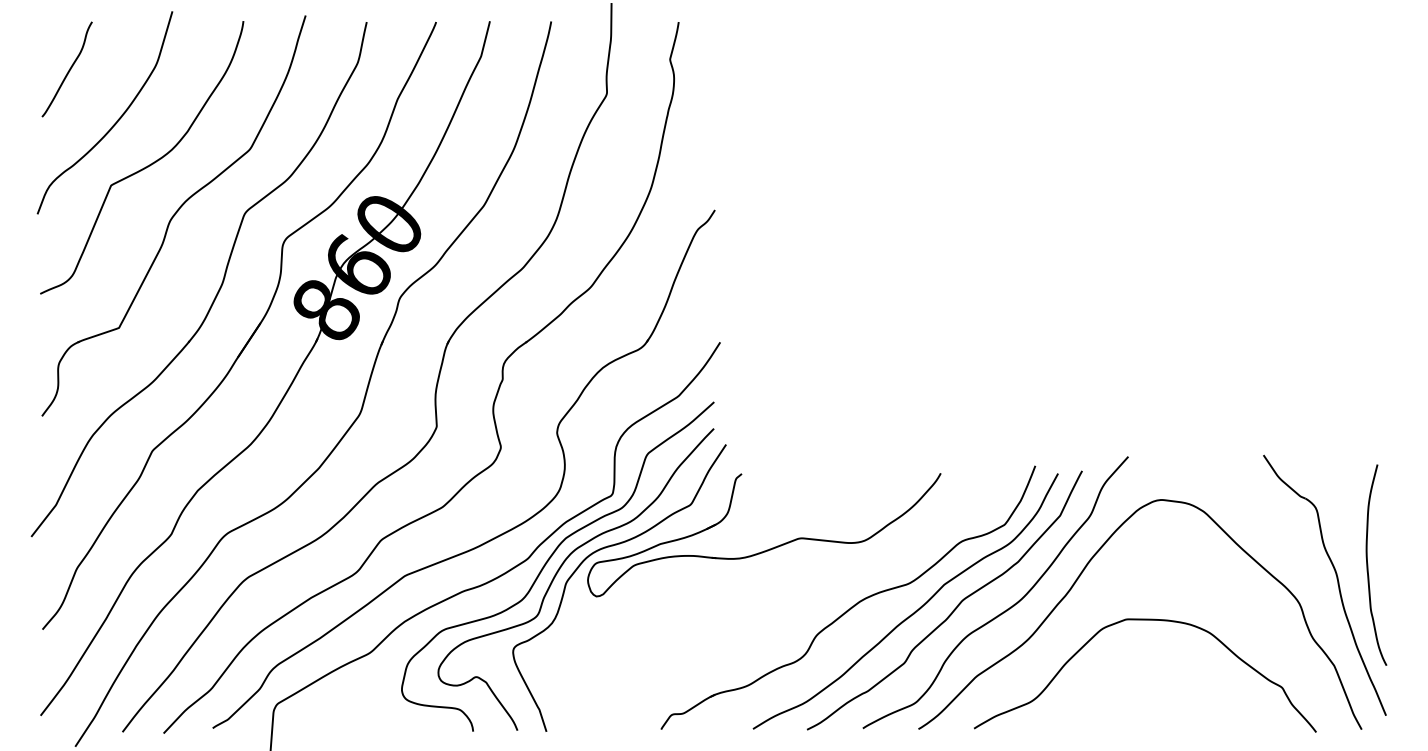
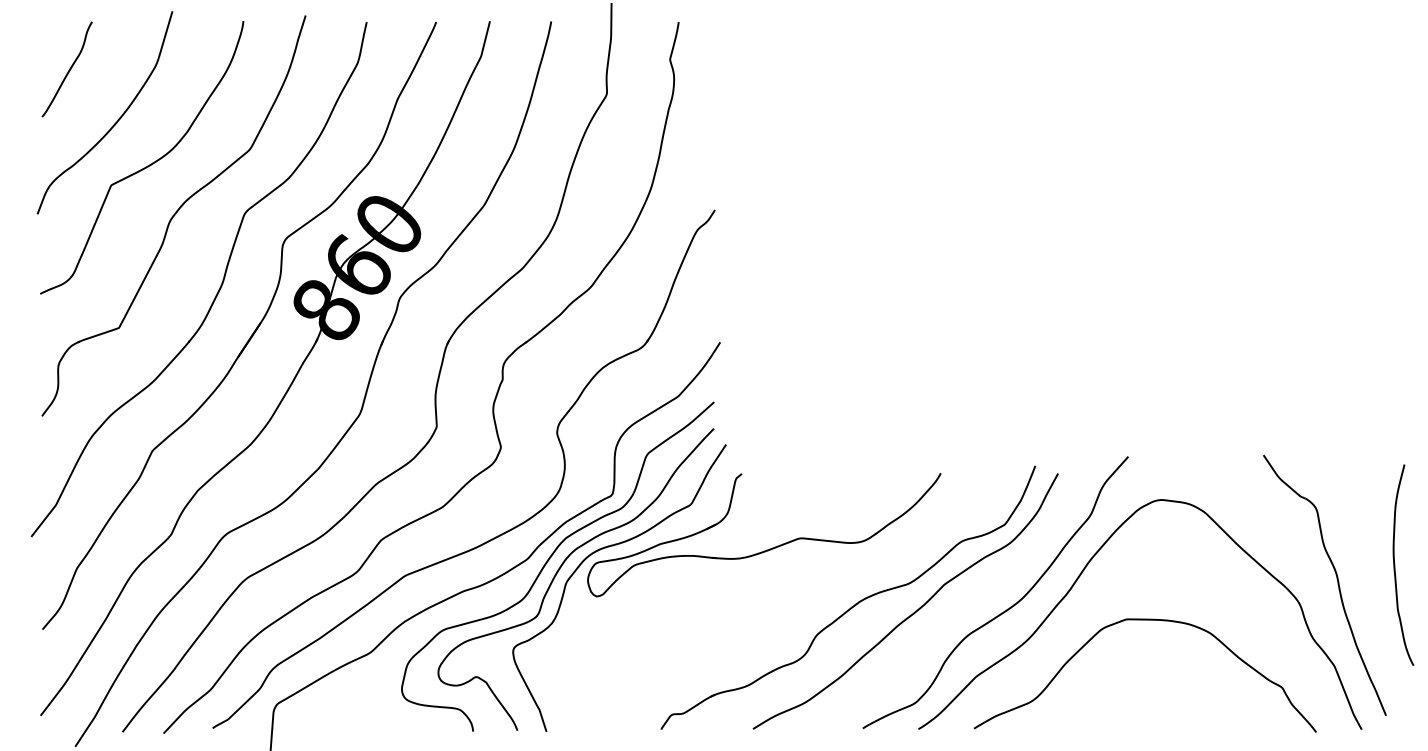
curve position: (1368, 564) -> (1395, 564) (1395, 564)
curve: present -> none (953, 609)
